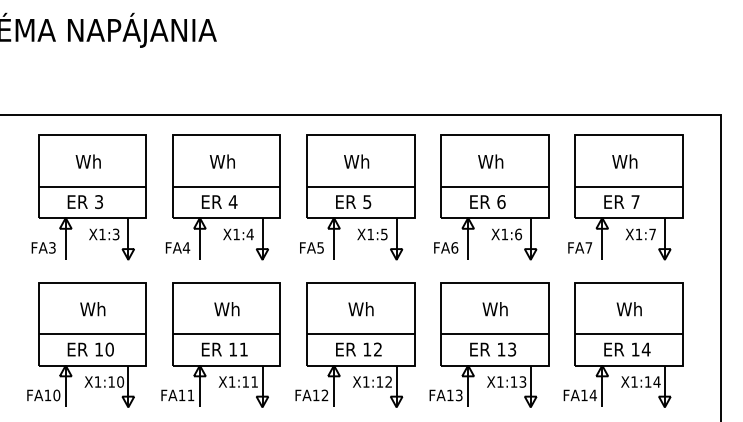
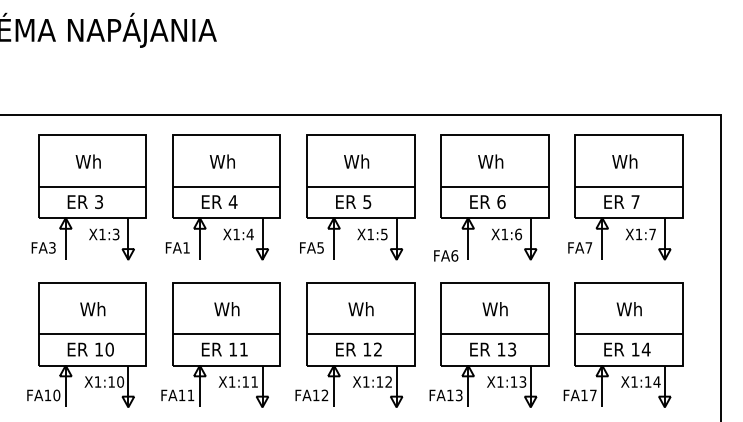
text: FA4 -> FA1 (186, 247)
text position: (446, 247) -> (446, 255) (446, 255)
text: FA14 -> FA17 (592, 395)
